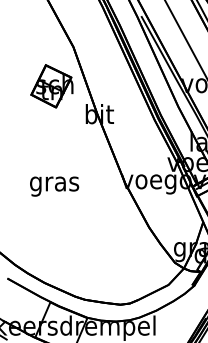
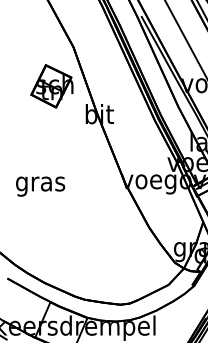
text position: (54, 186) -> (40, 186) (40, 186)
